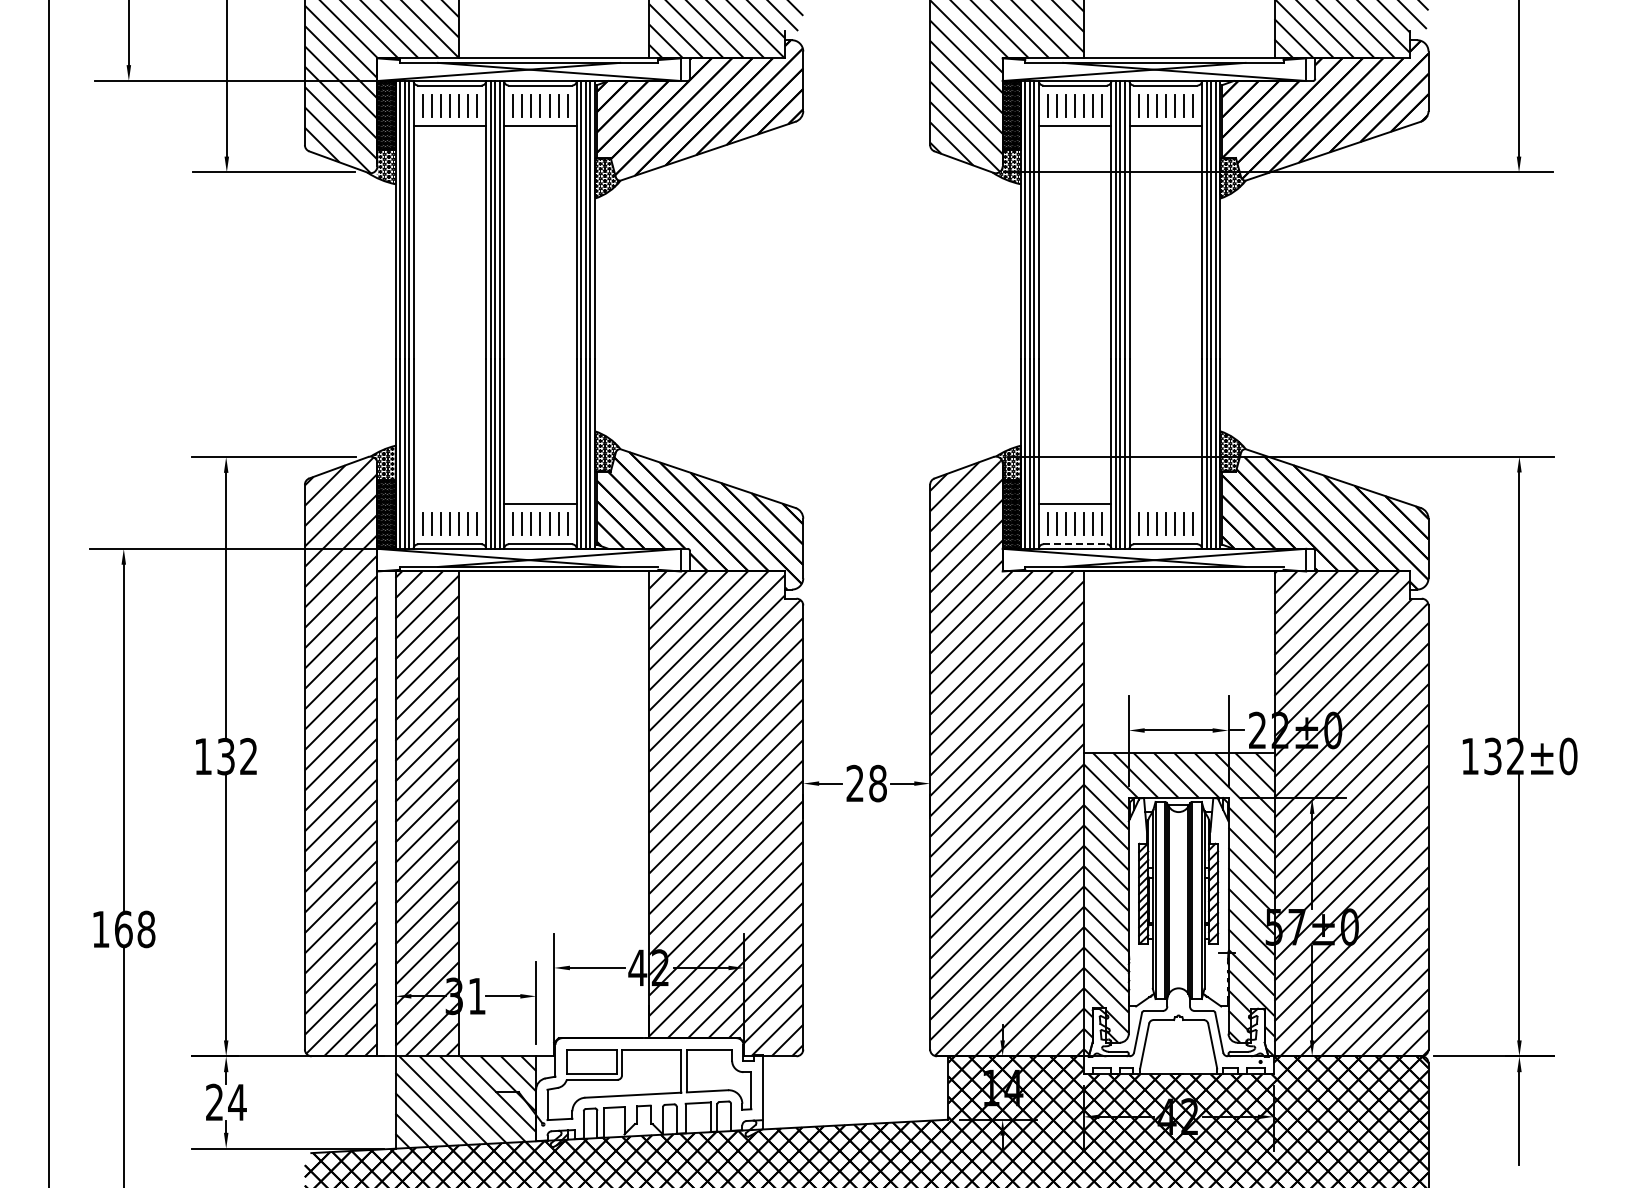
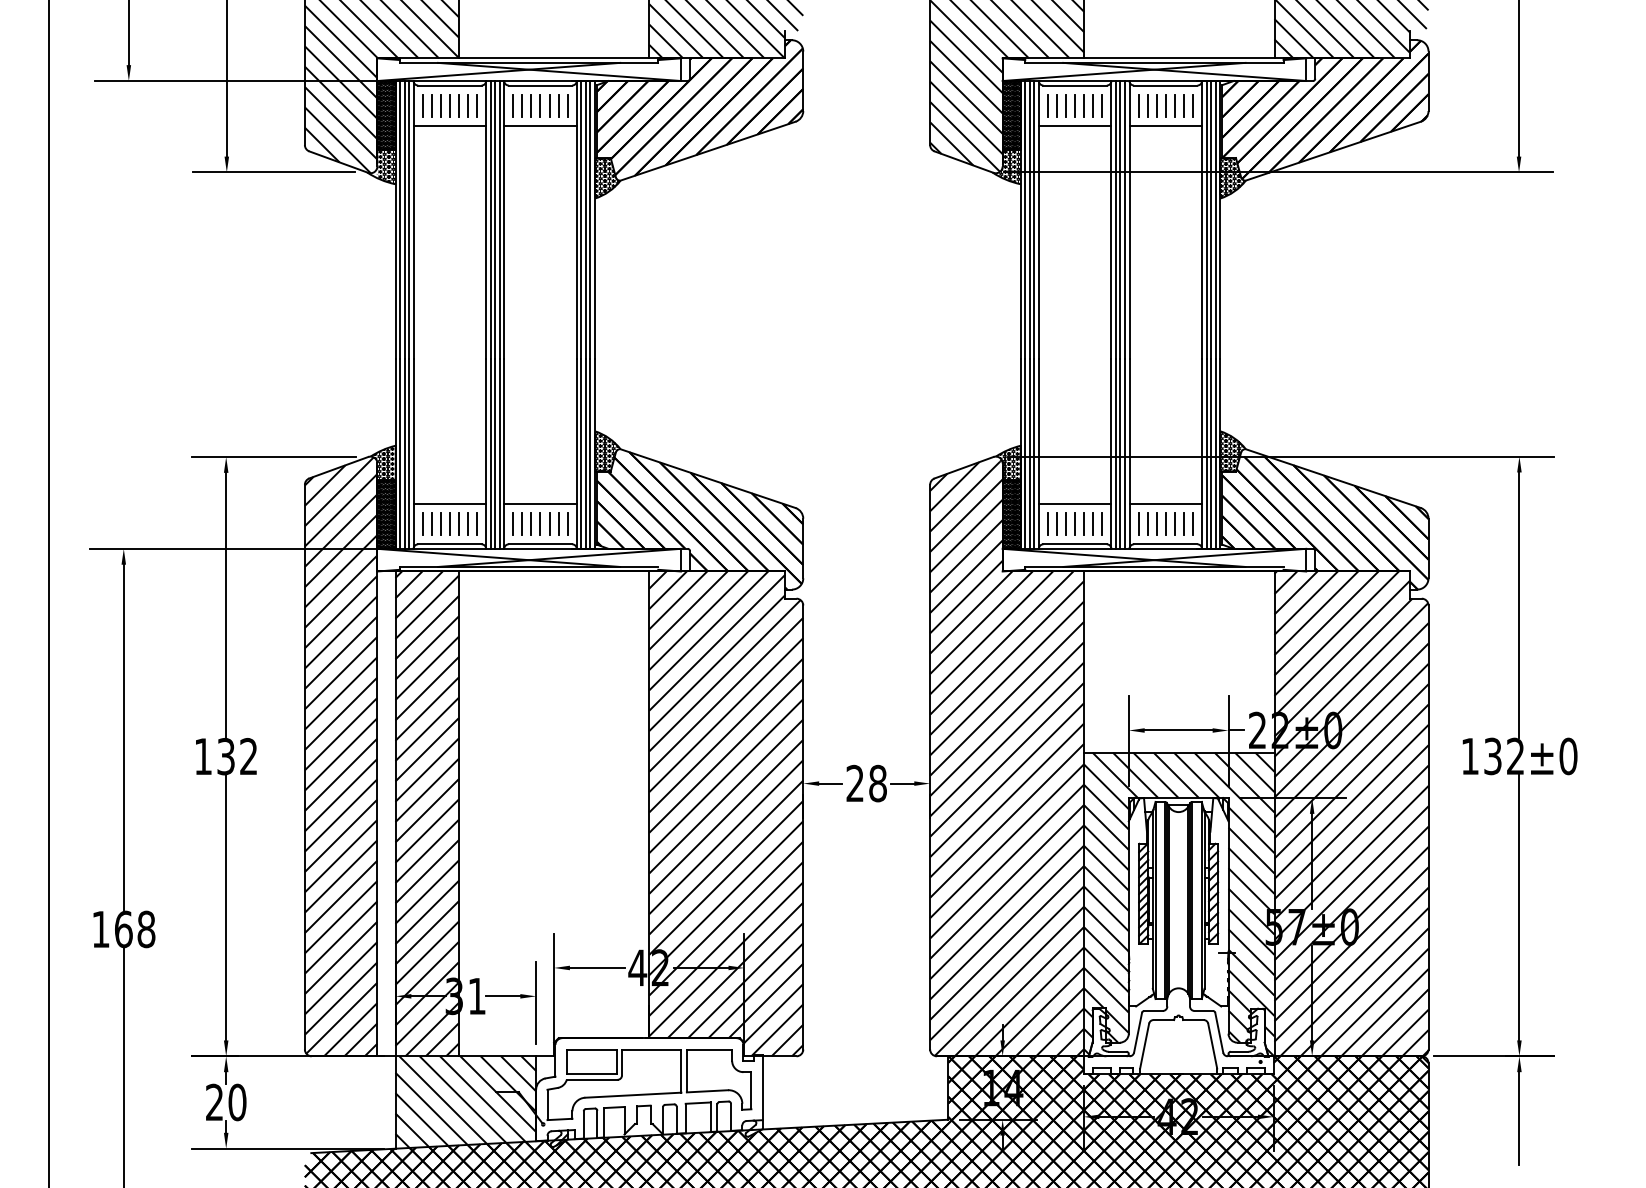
line: none -> present (449, 503)
line: none -> present (1165, 503)
line: dashed -> solid (1075, 544)
text: 24 -> 20 (237, 1102)
